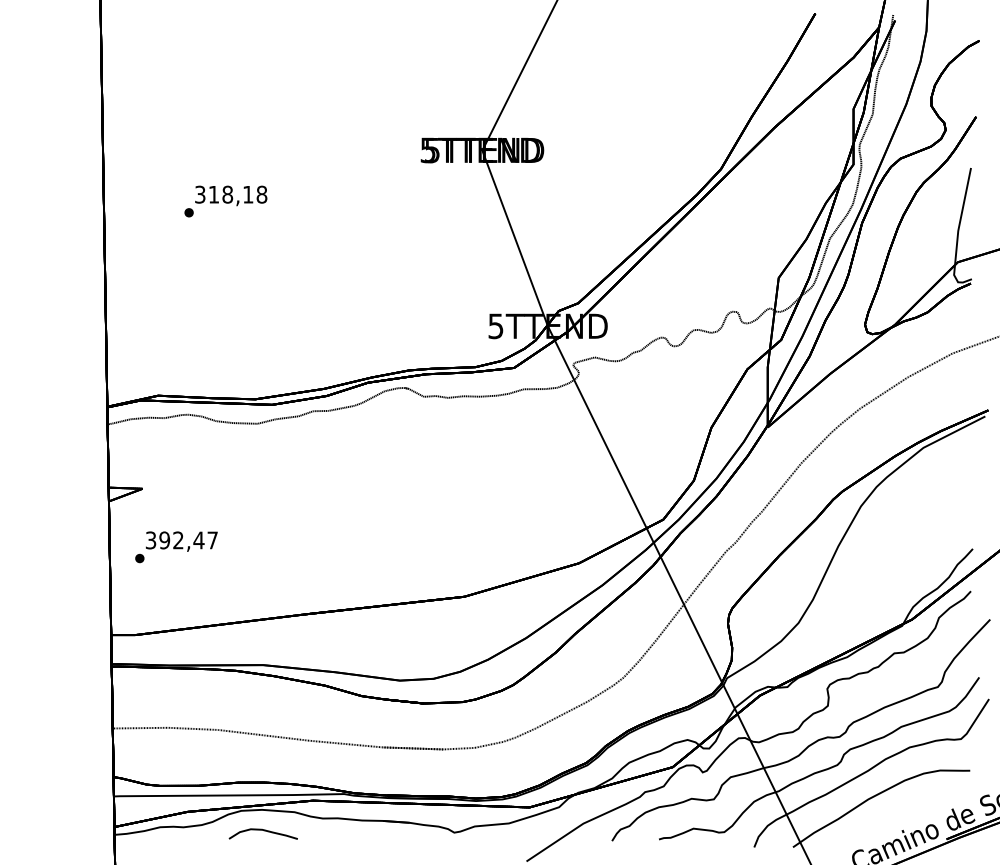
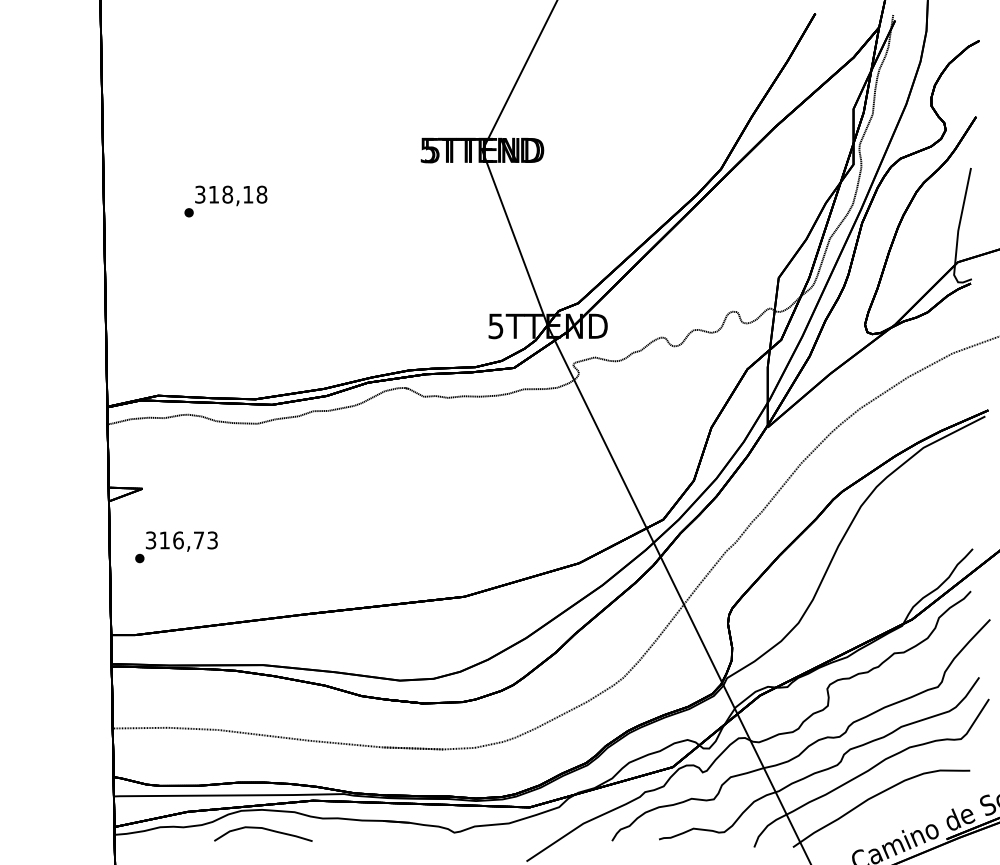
text: 392,47 -> 316,73 (188, 540)
part size: 70x12 px -> 99x16 px (263, 833)
